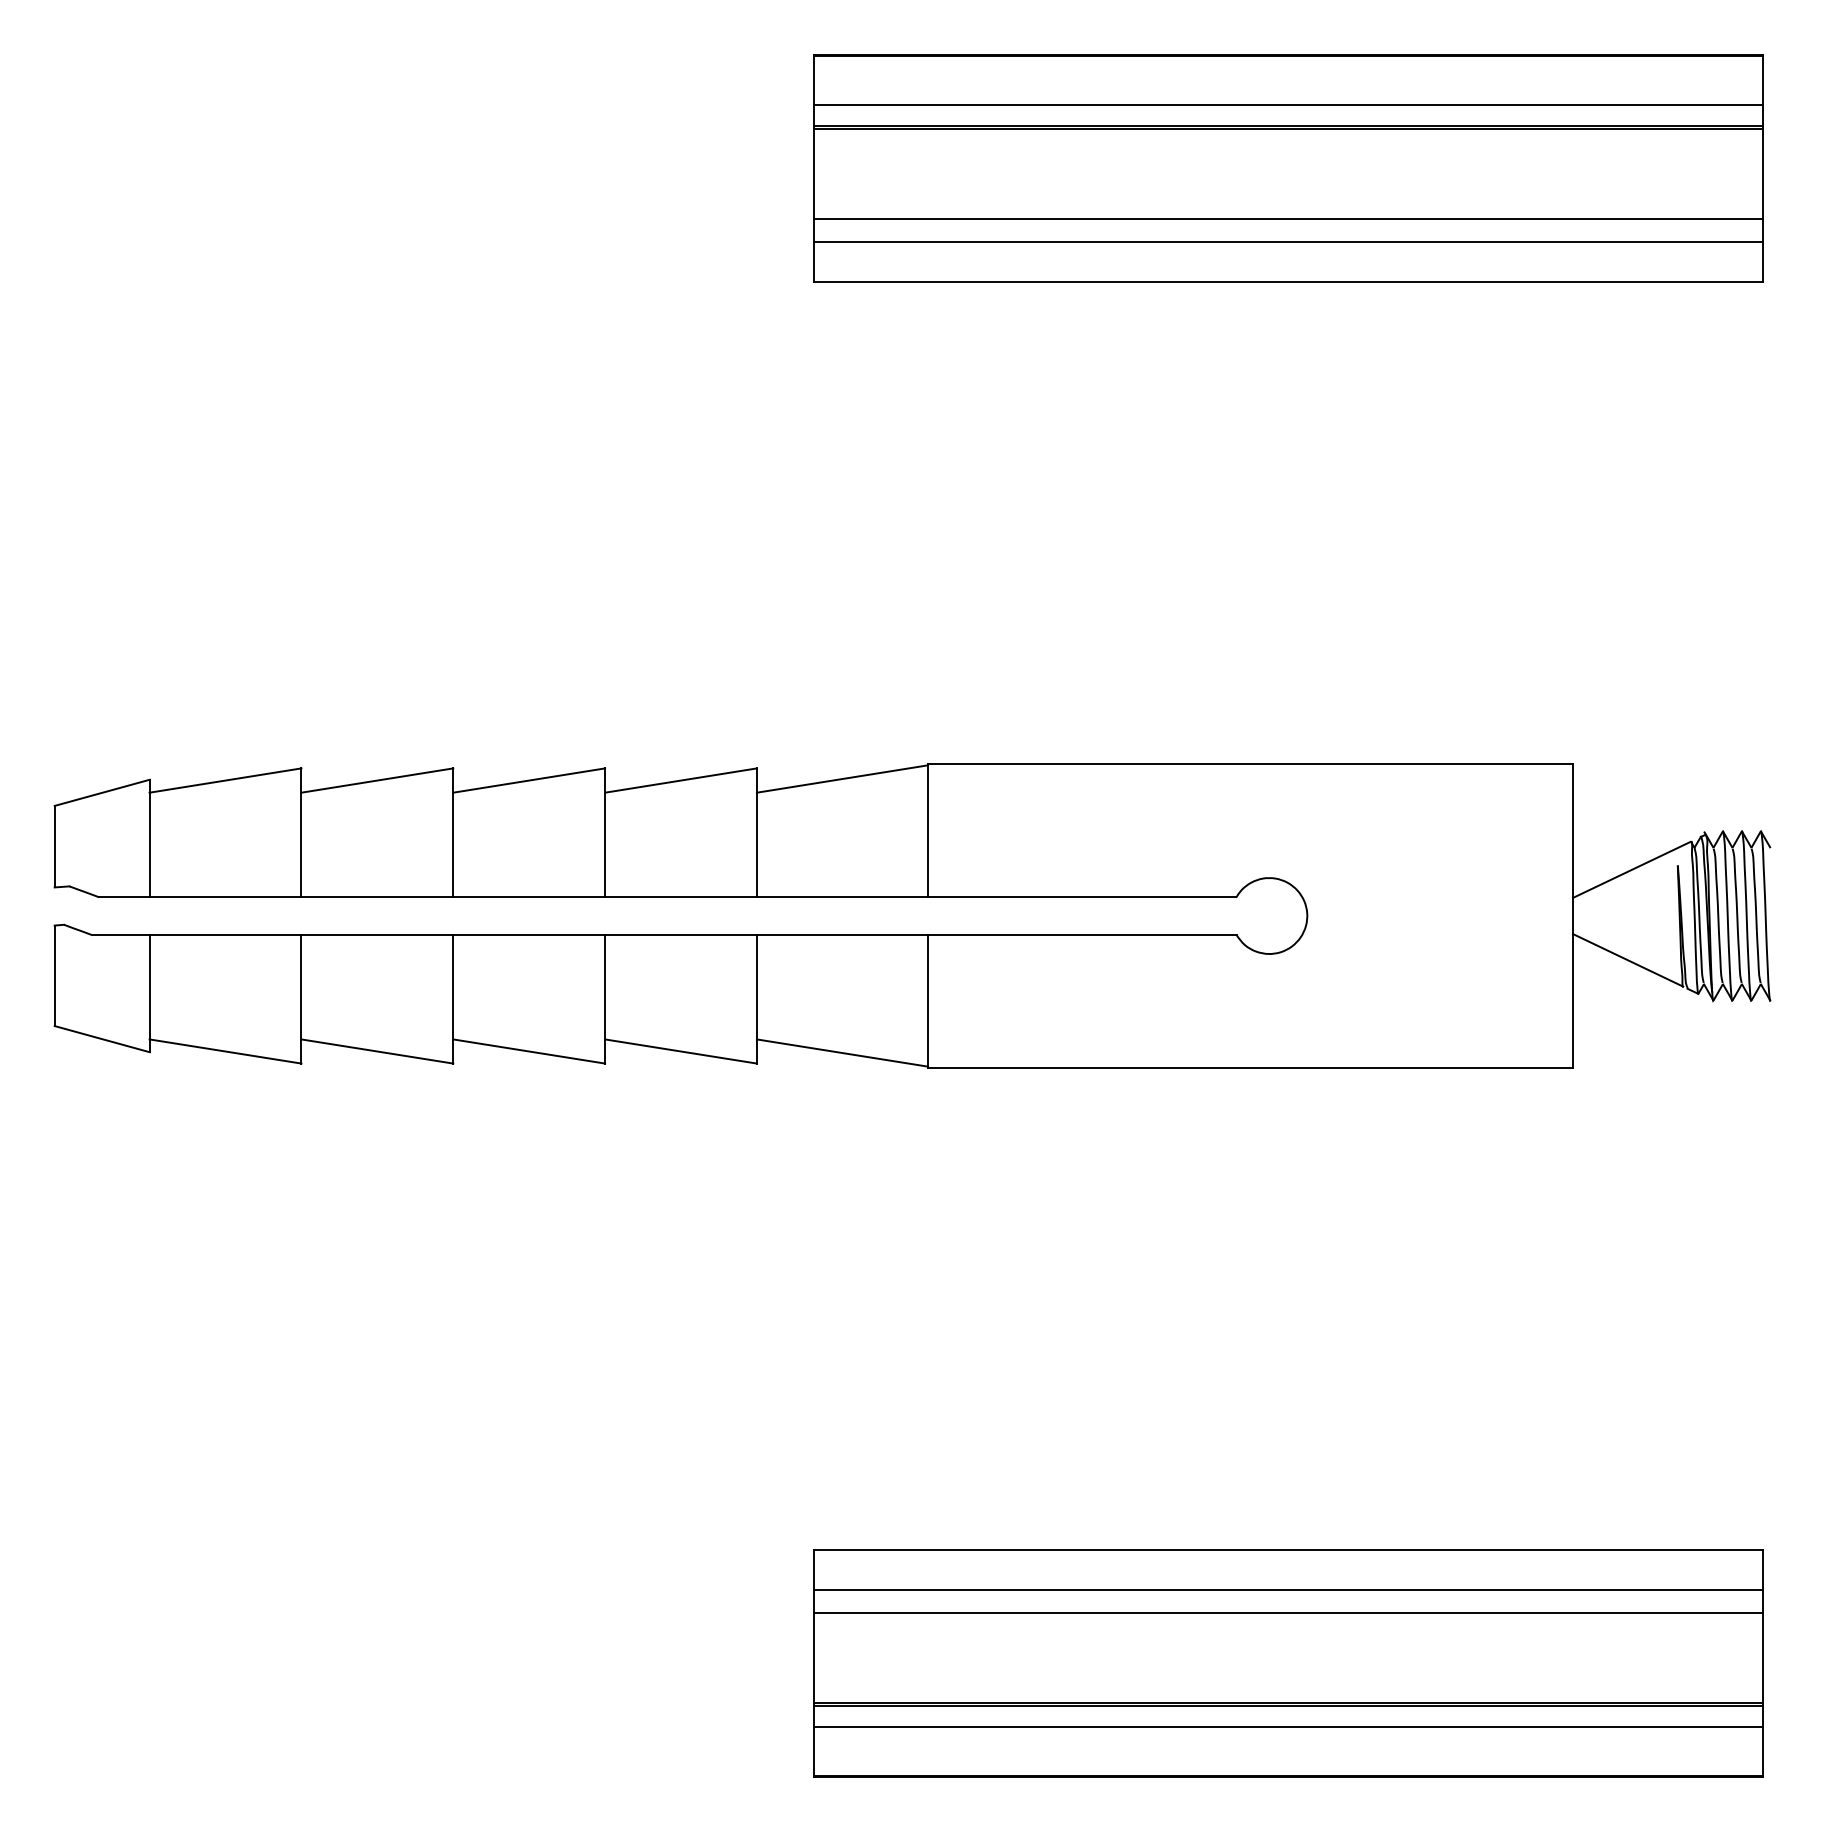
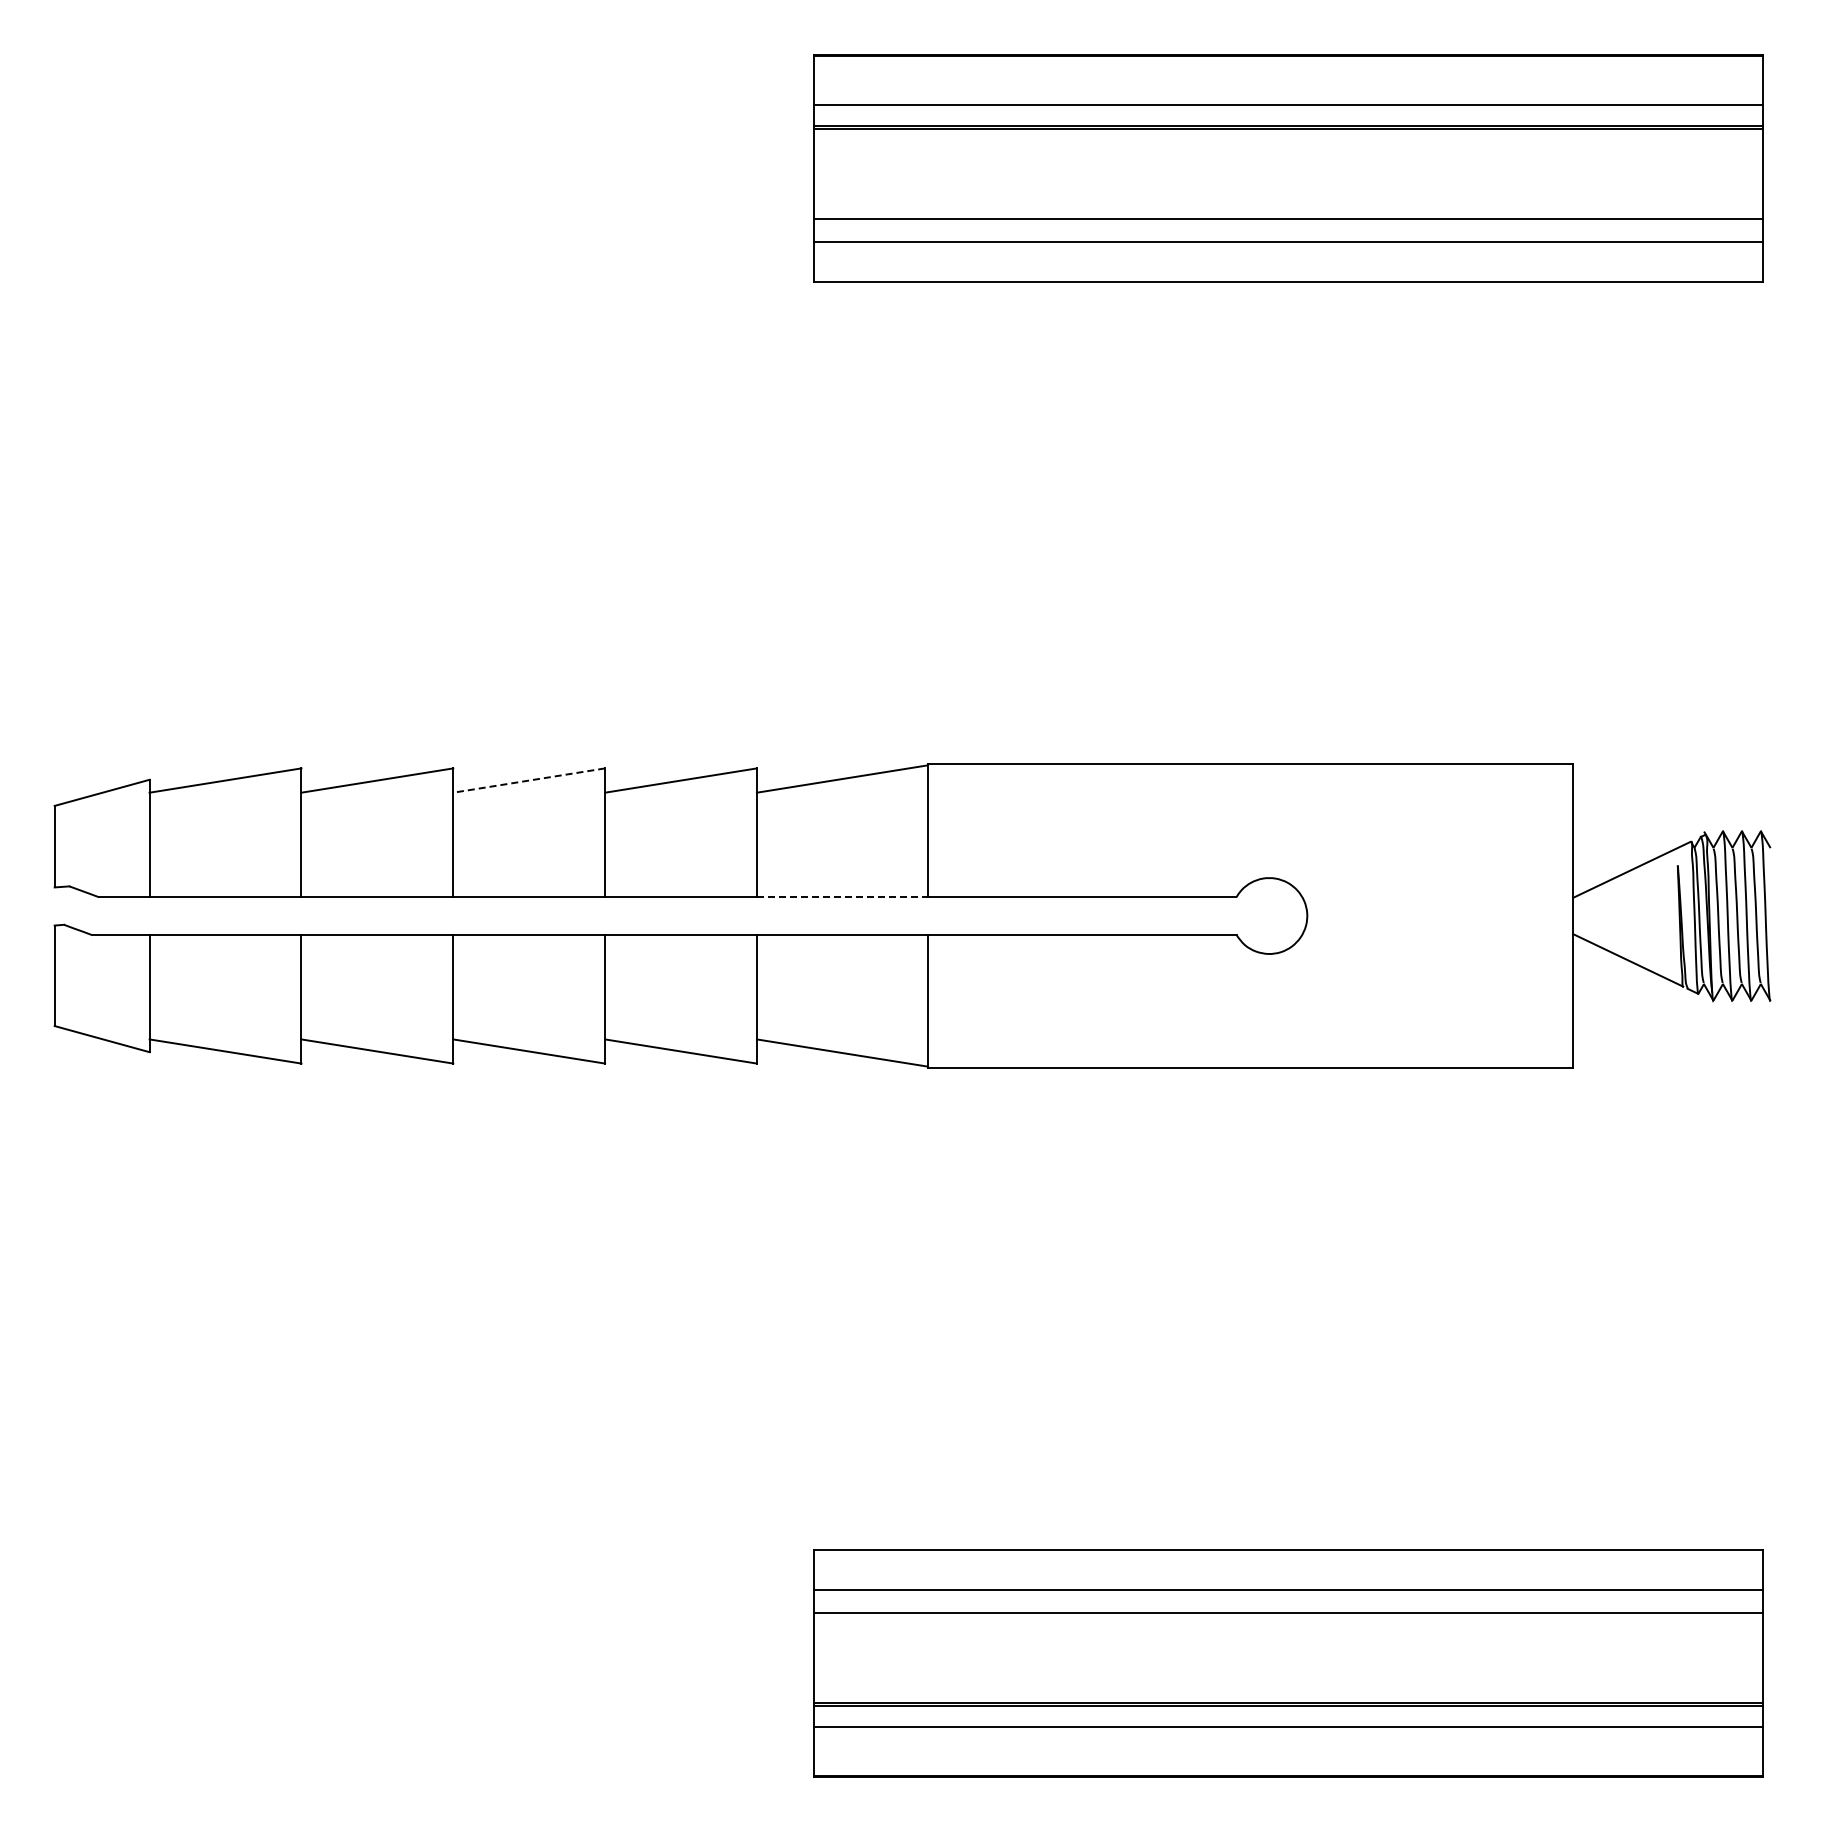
line: solid -> dashed (529, 780)
line: solid -> dashed (842, 897)
